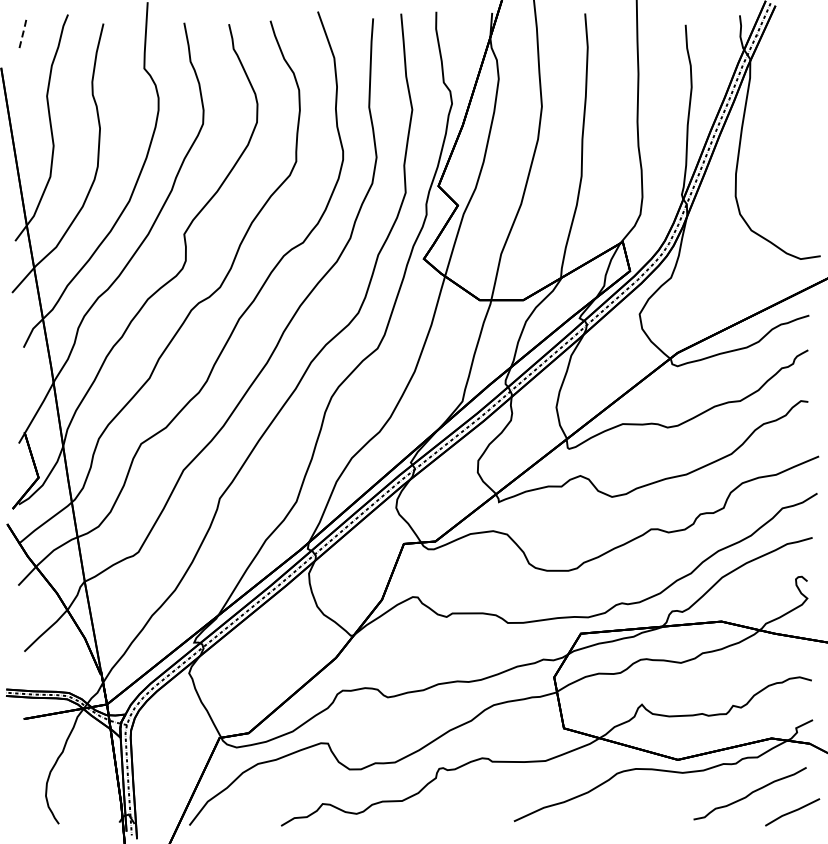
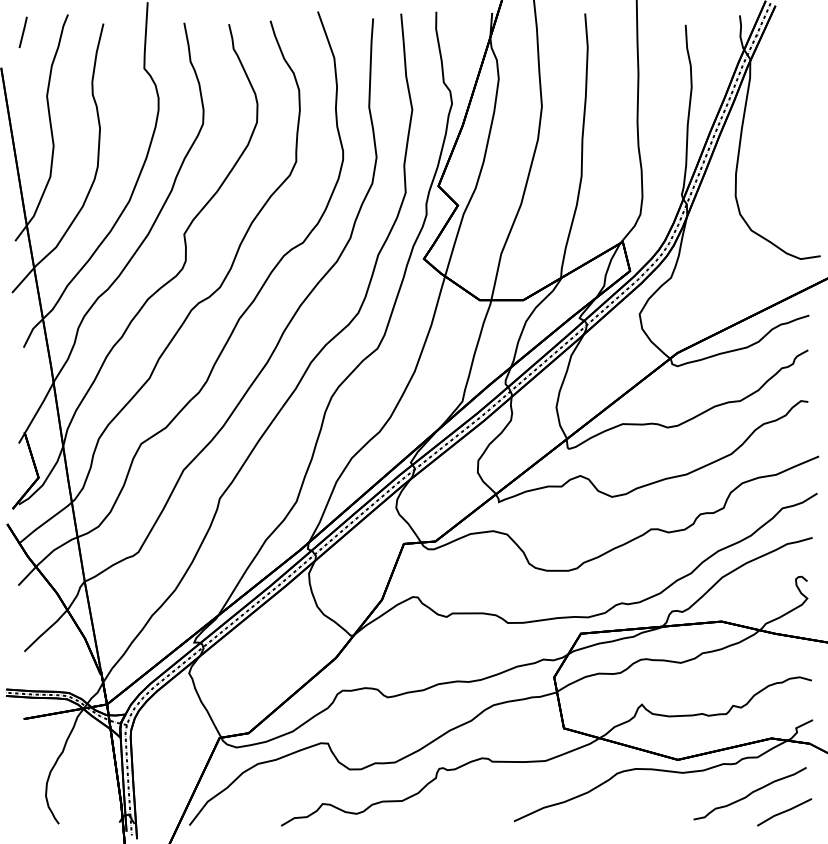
line: dashed -> solid (23, 31)
line position: (792, 812) -> (784, 812) (784, 812)
